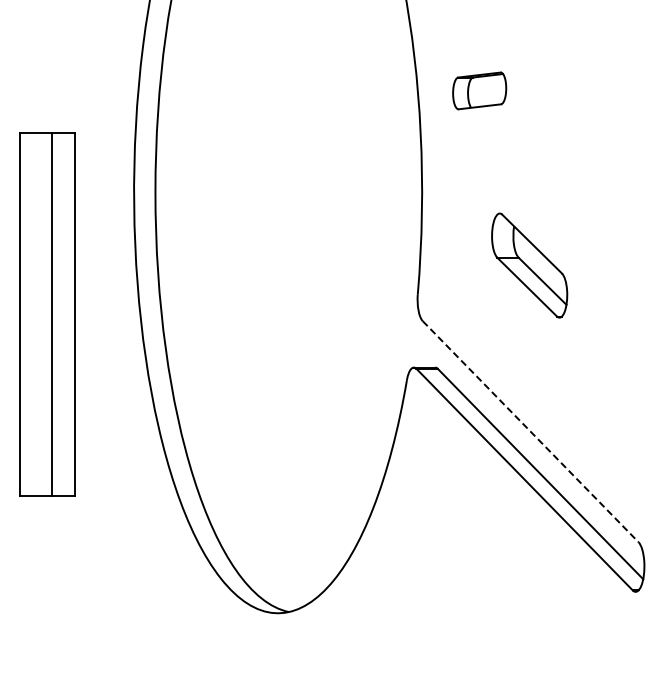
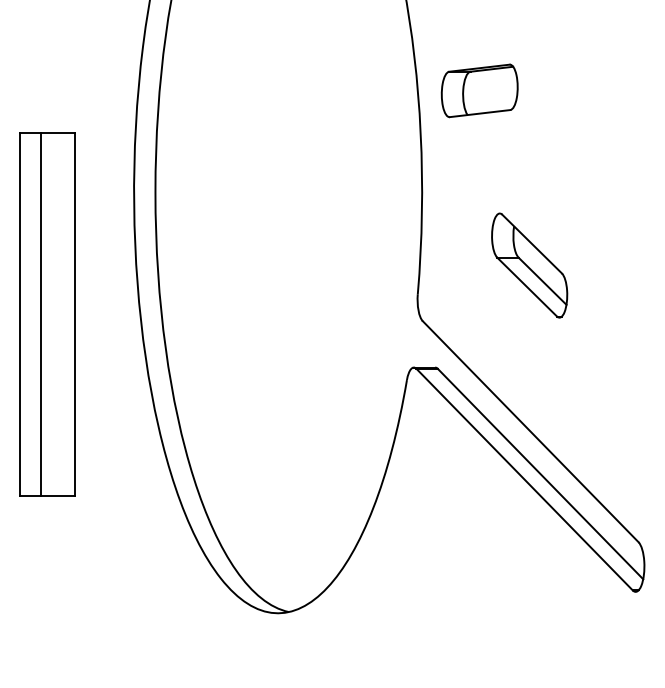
part size: 56x40 px -> 79x56 px (479, 90)
line position: (52, 314) -> (41, 314) (41, 314)
line: dashed -> solid (531, 432)
